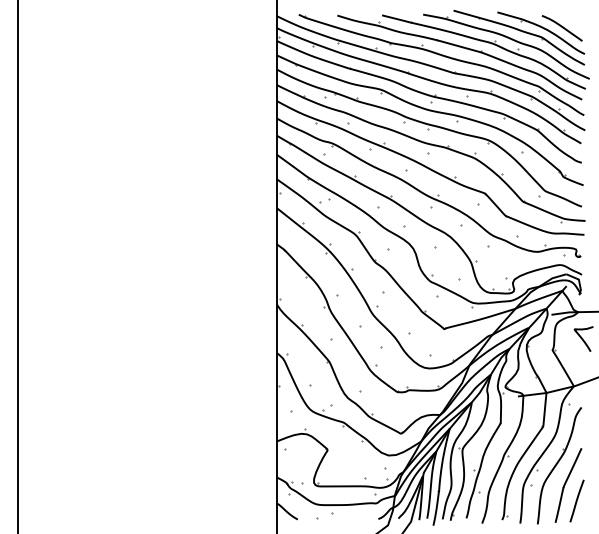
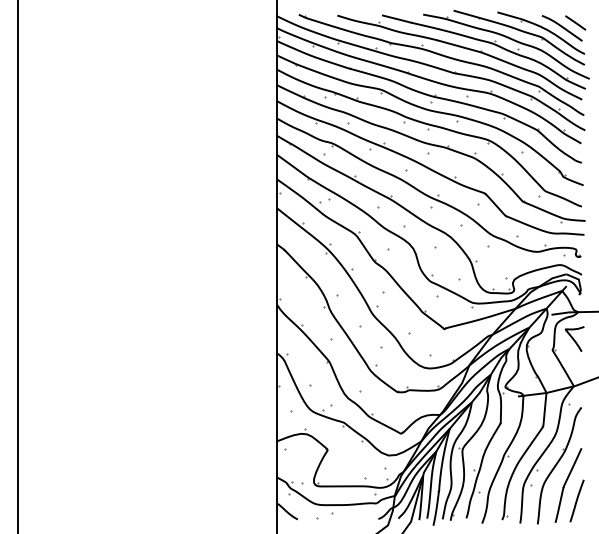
line: none -> present (575, 22)
part position: (583, 338) -> (574, 338) (574, 338)
